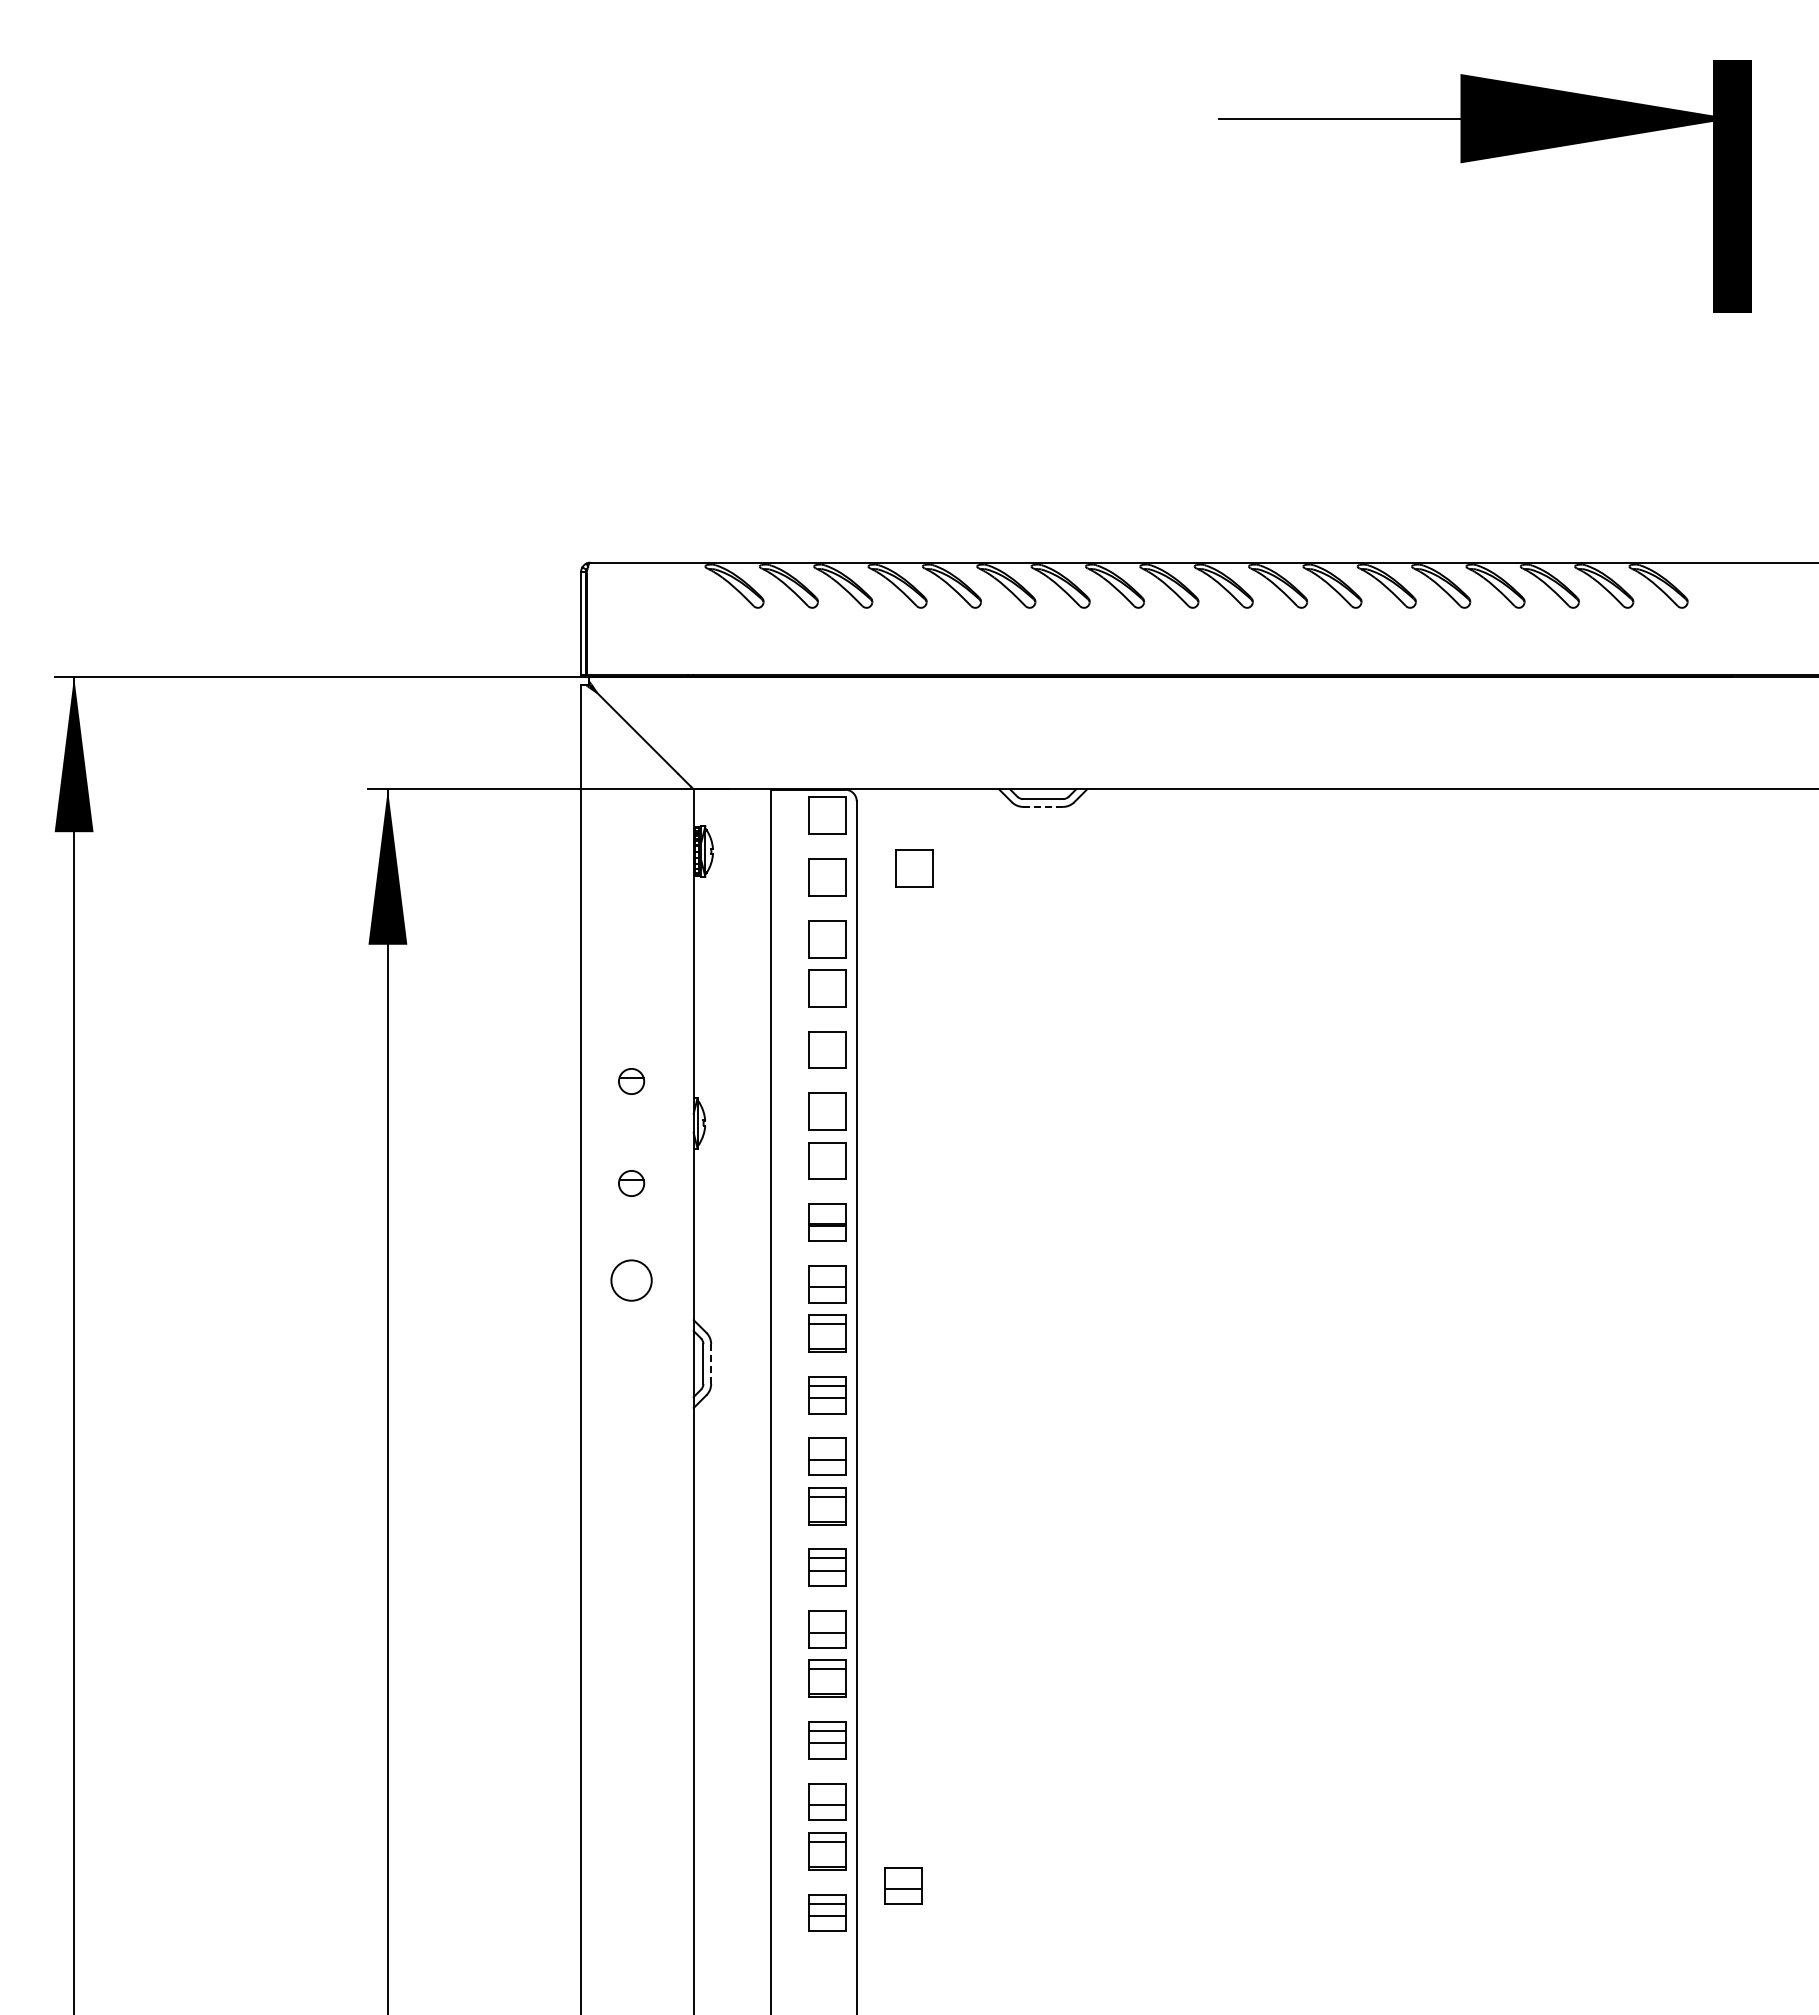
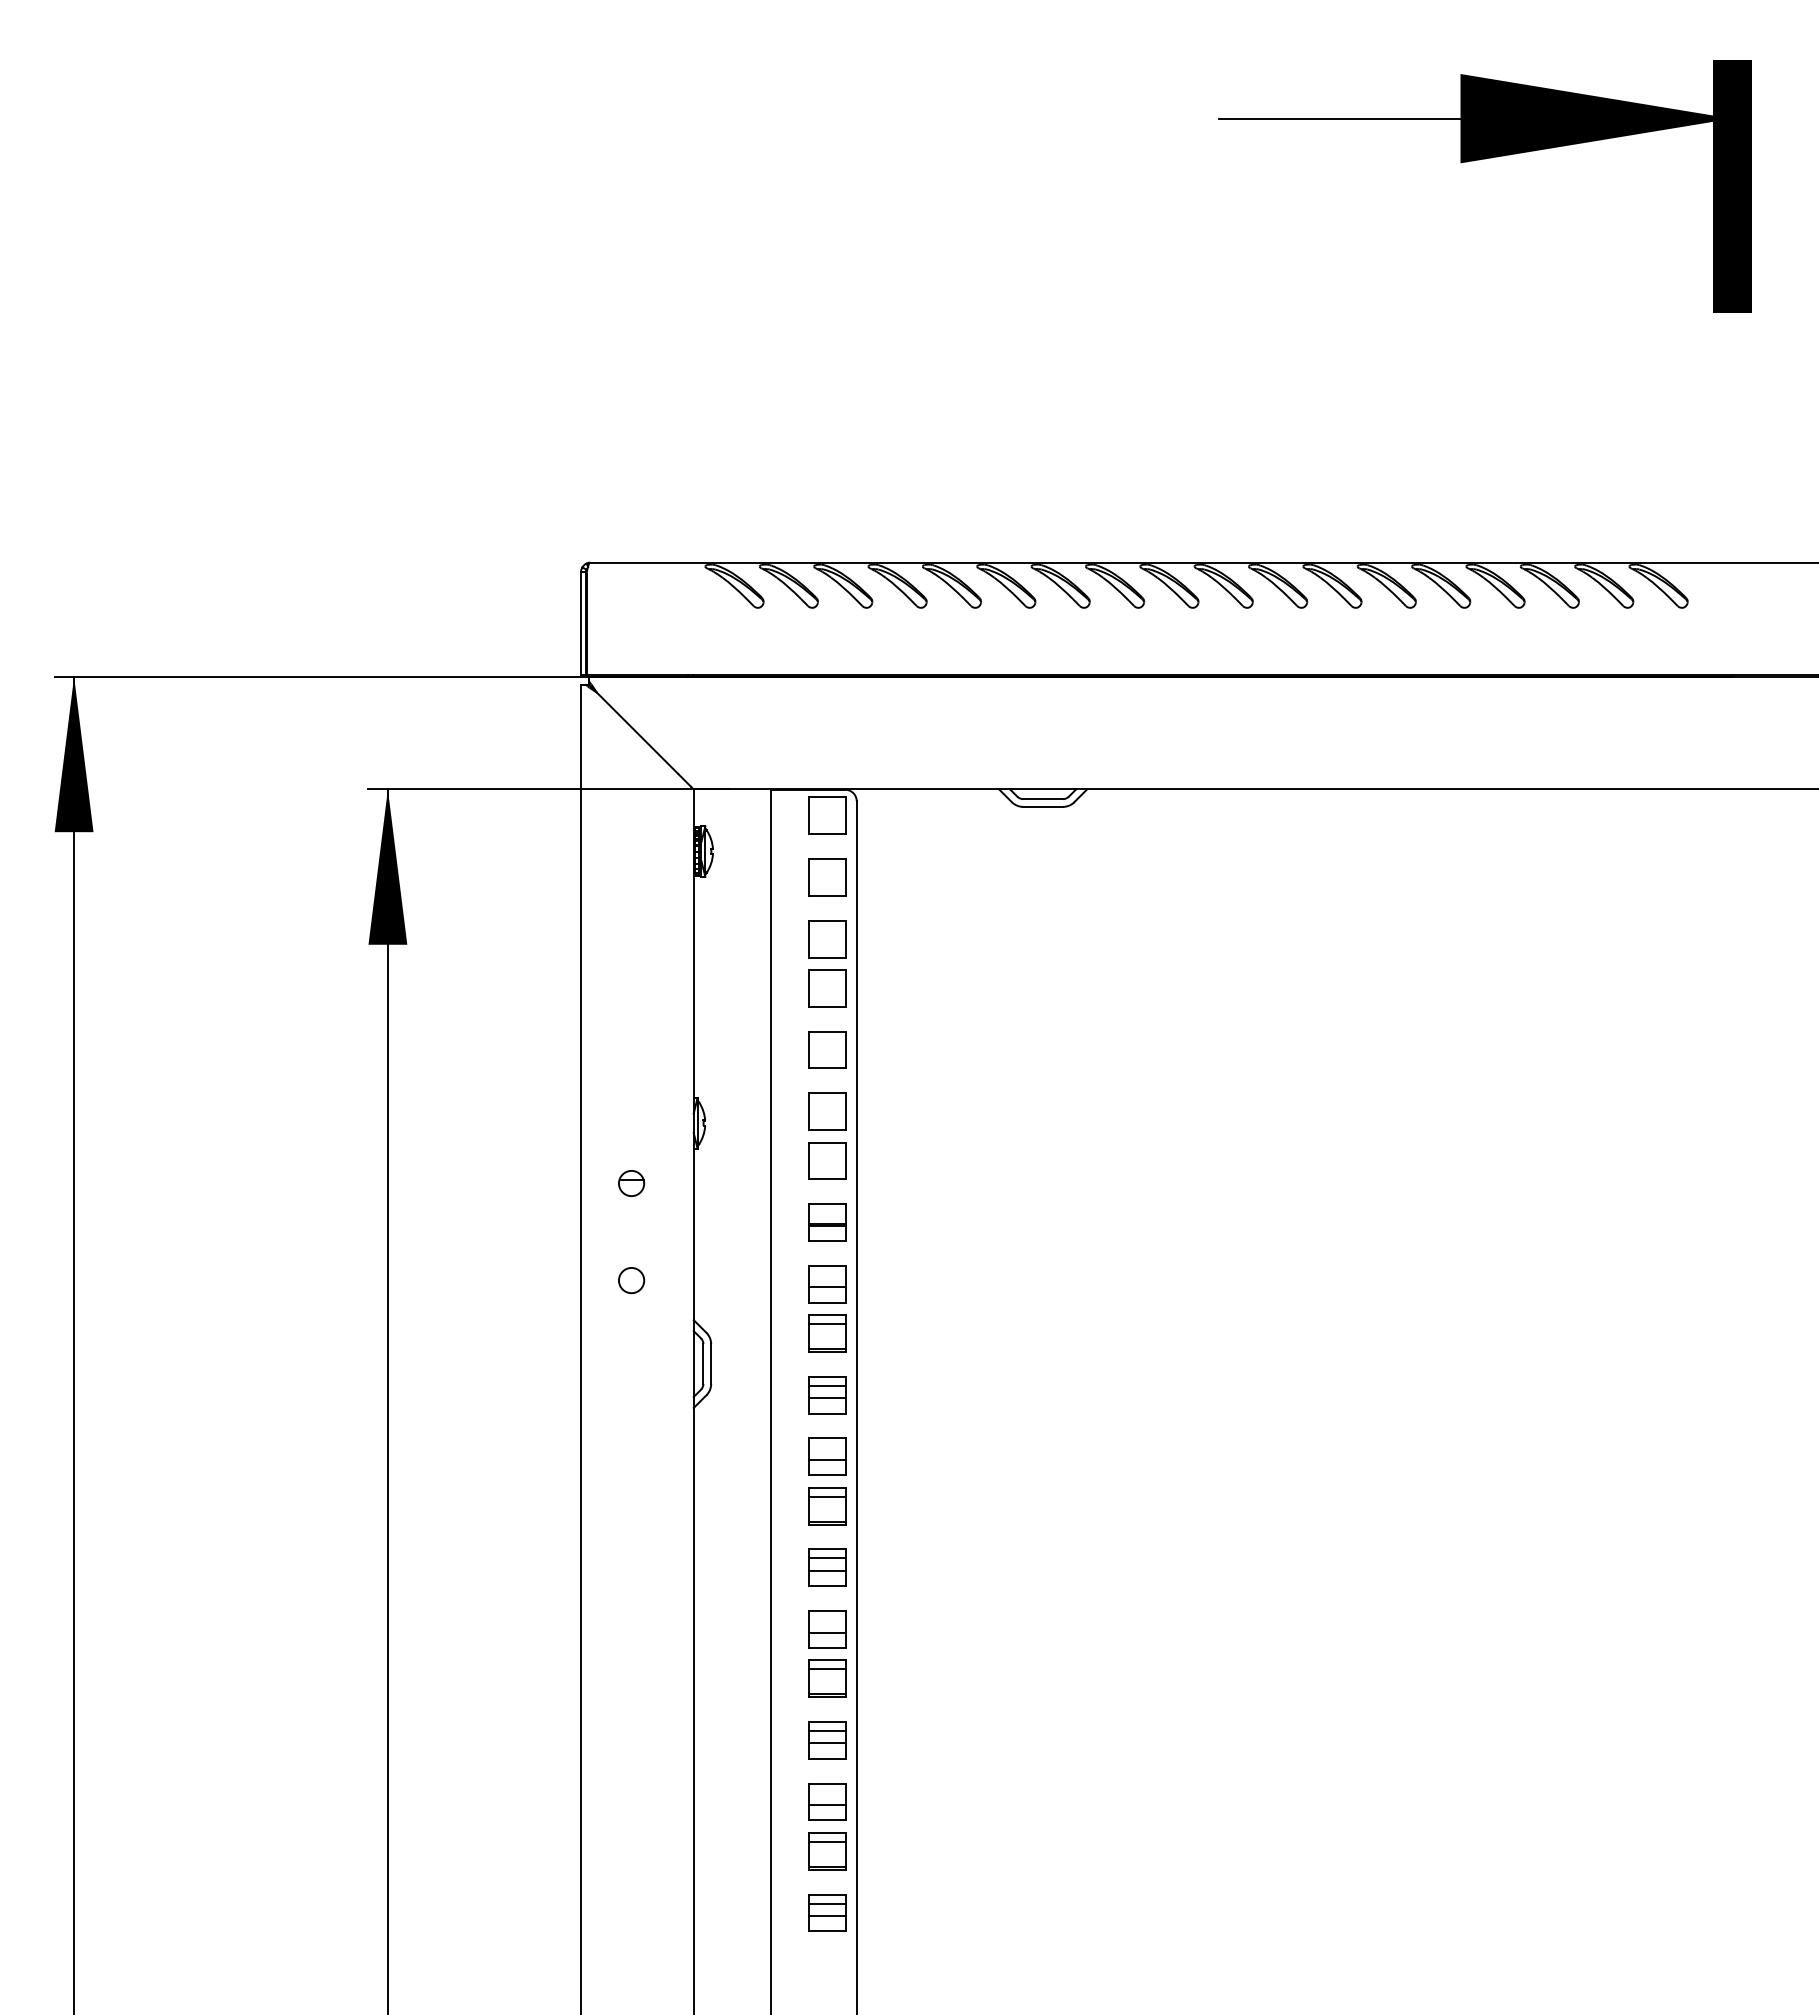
line: dashed -> solid (1043, 806)
part: present -> none (914, 868)
part: present -> none (631, 1081)
circle diameter: 40 px -> 25 px (631, 1280)
line: dashed -> solid (711, 1364)
part: present -> none (903, 1885)
